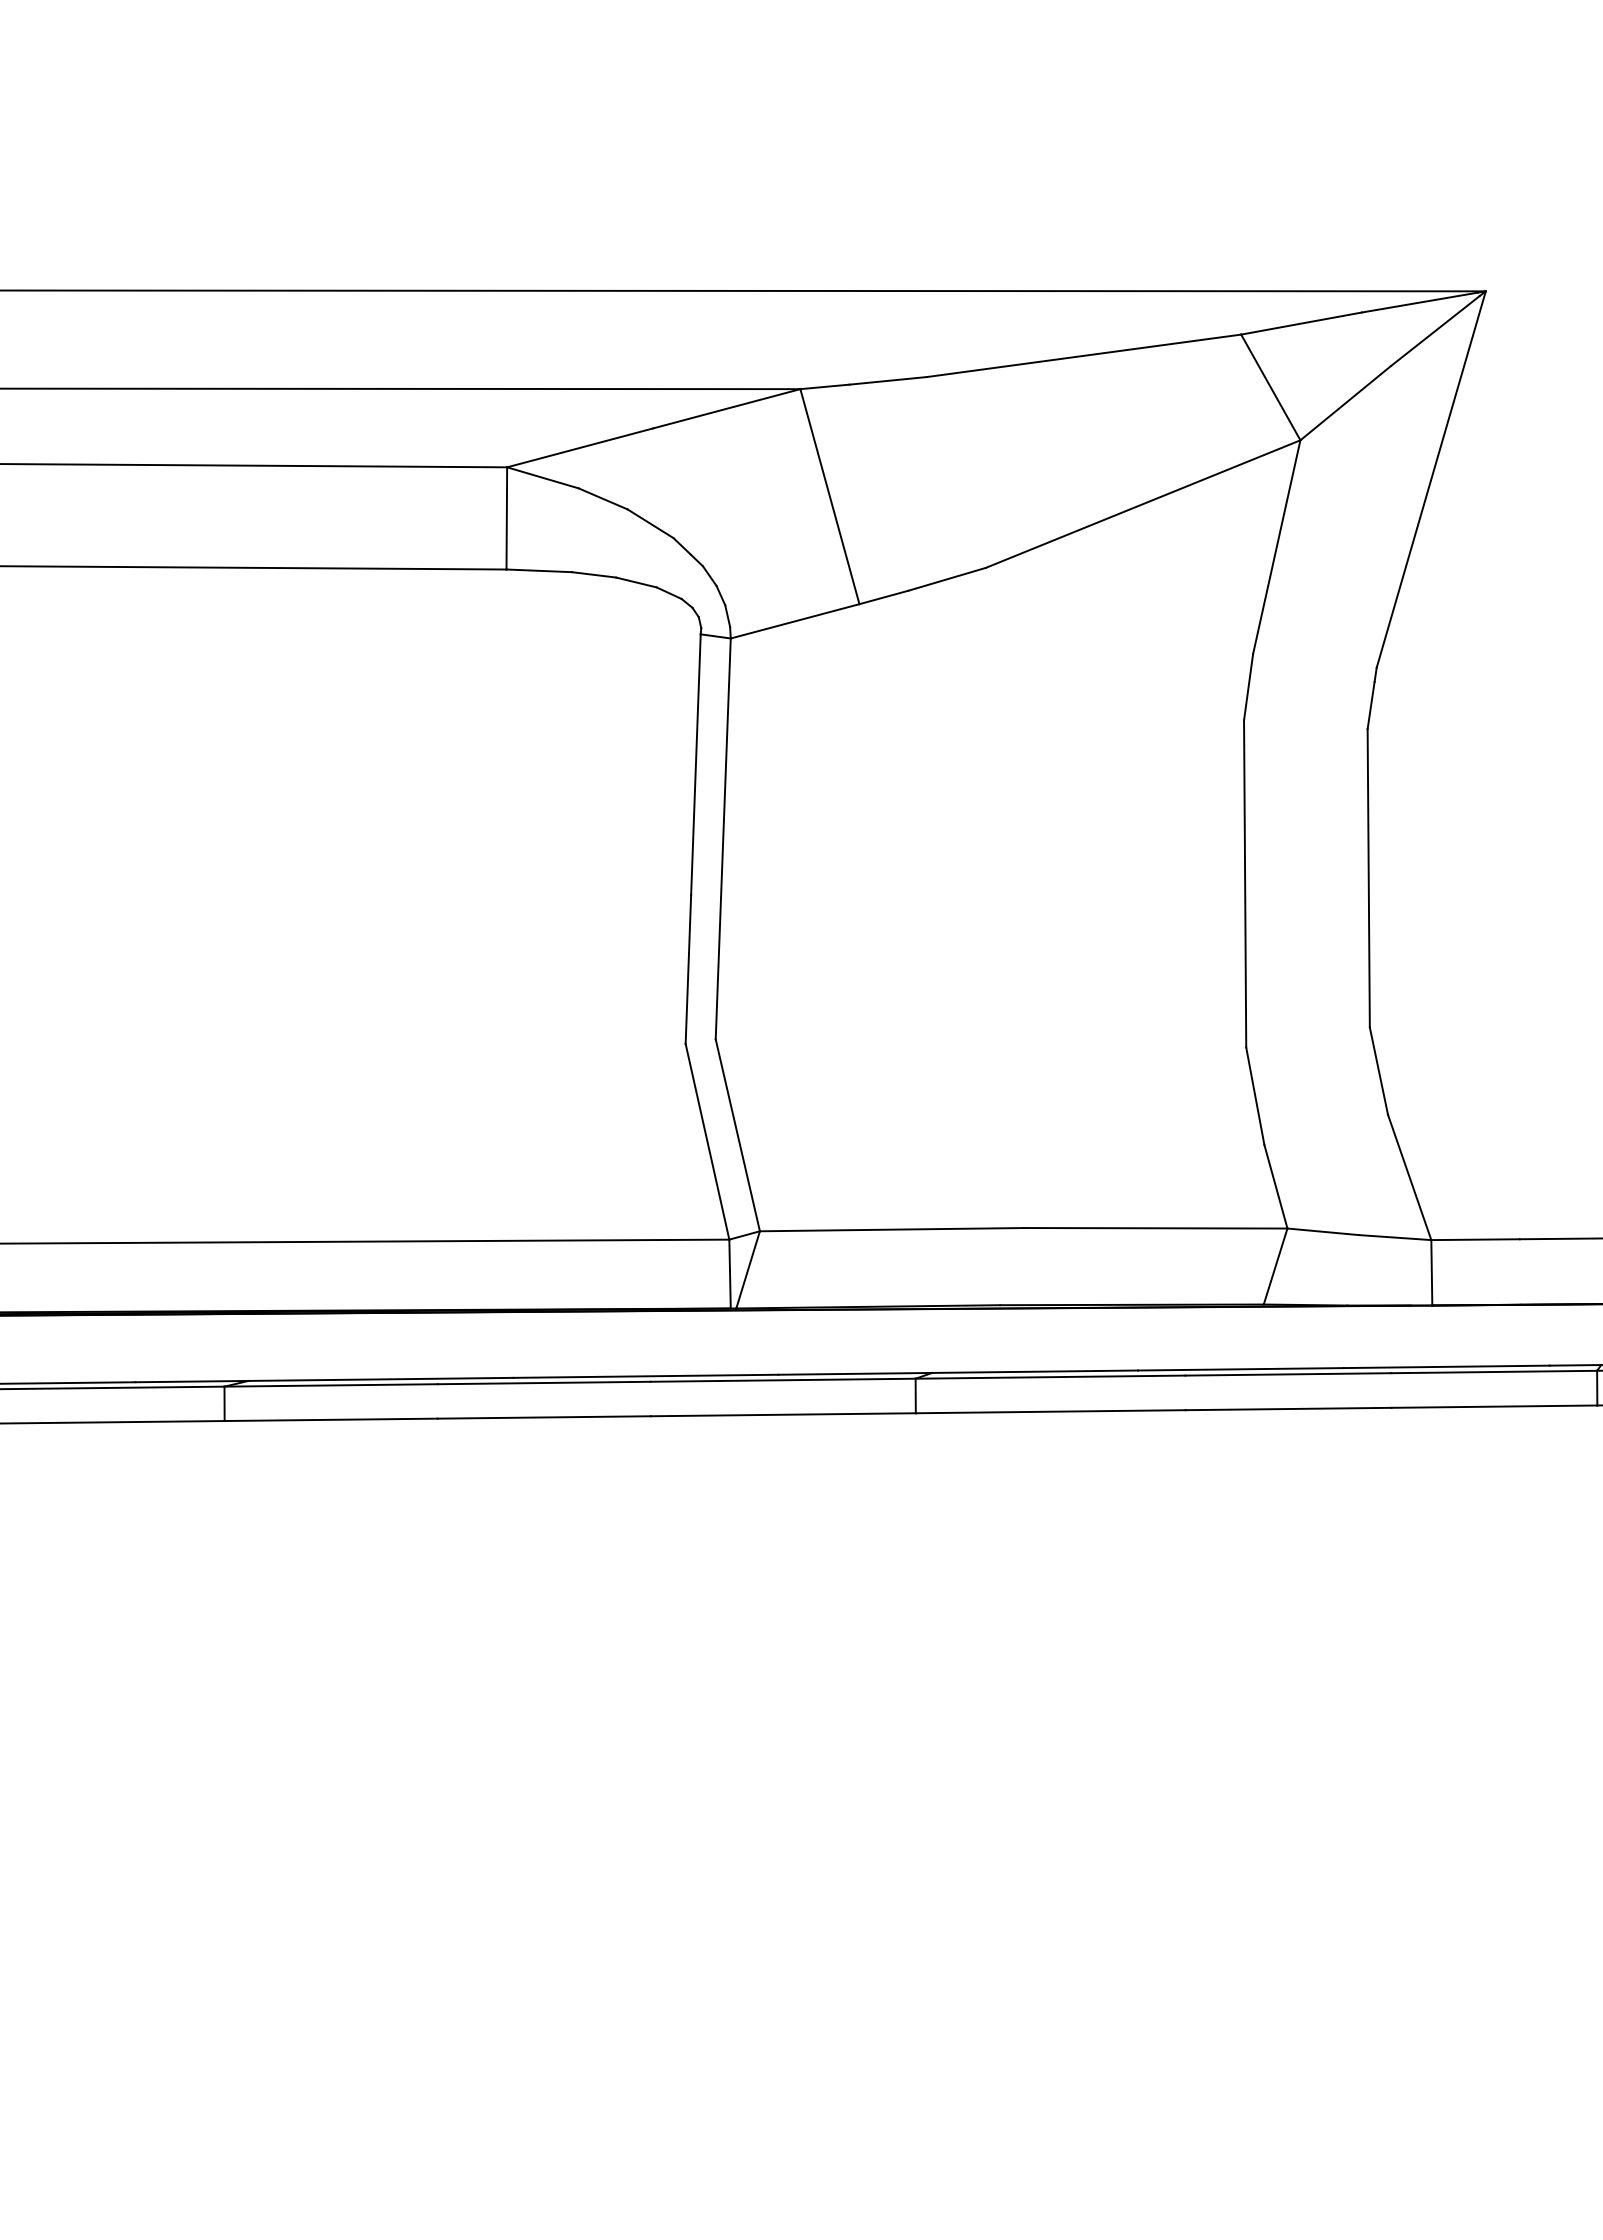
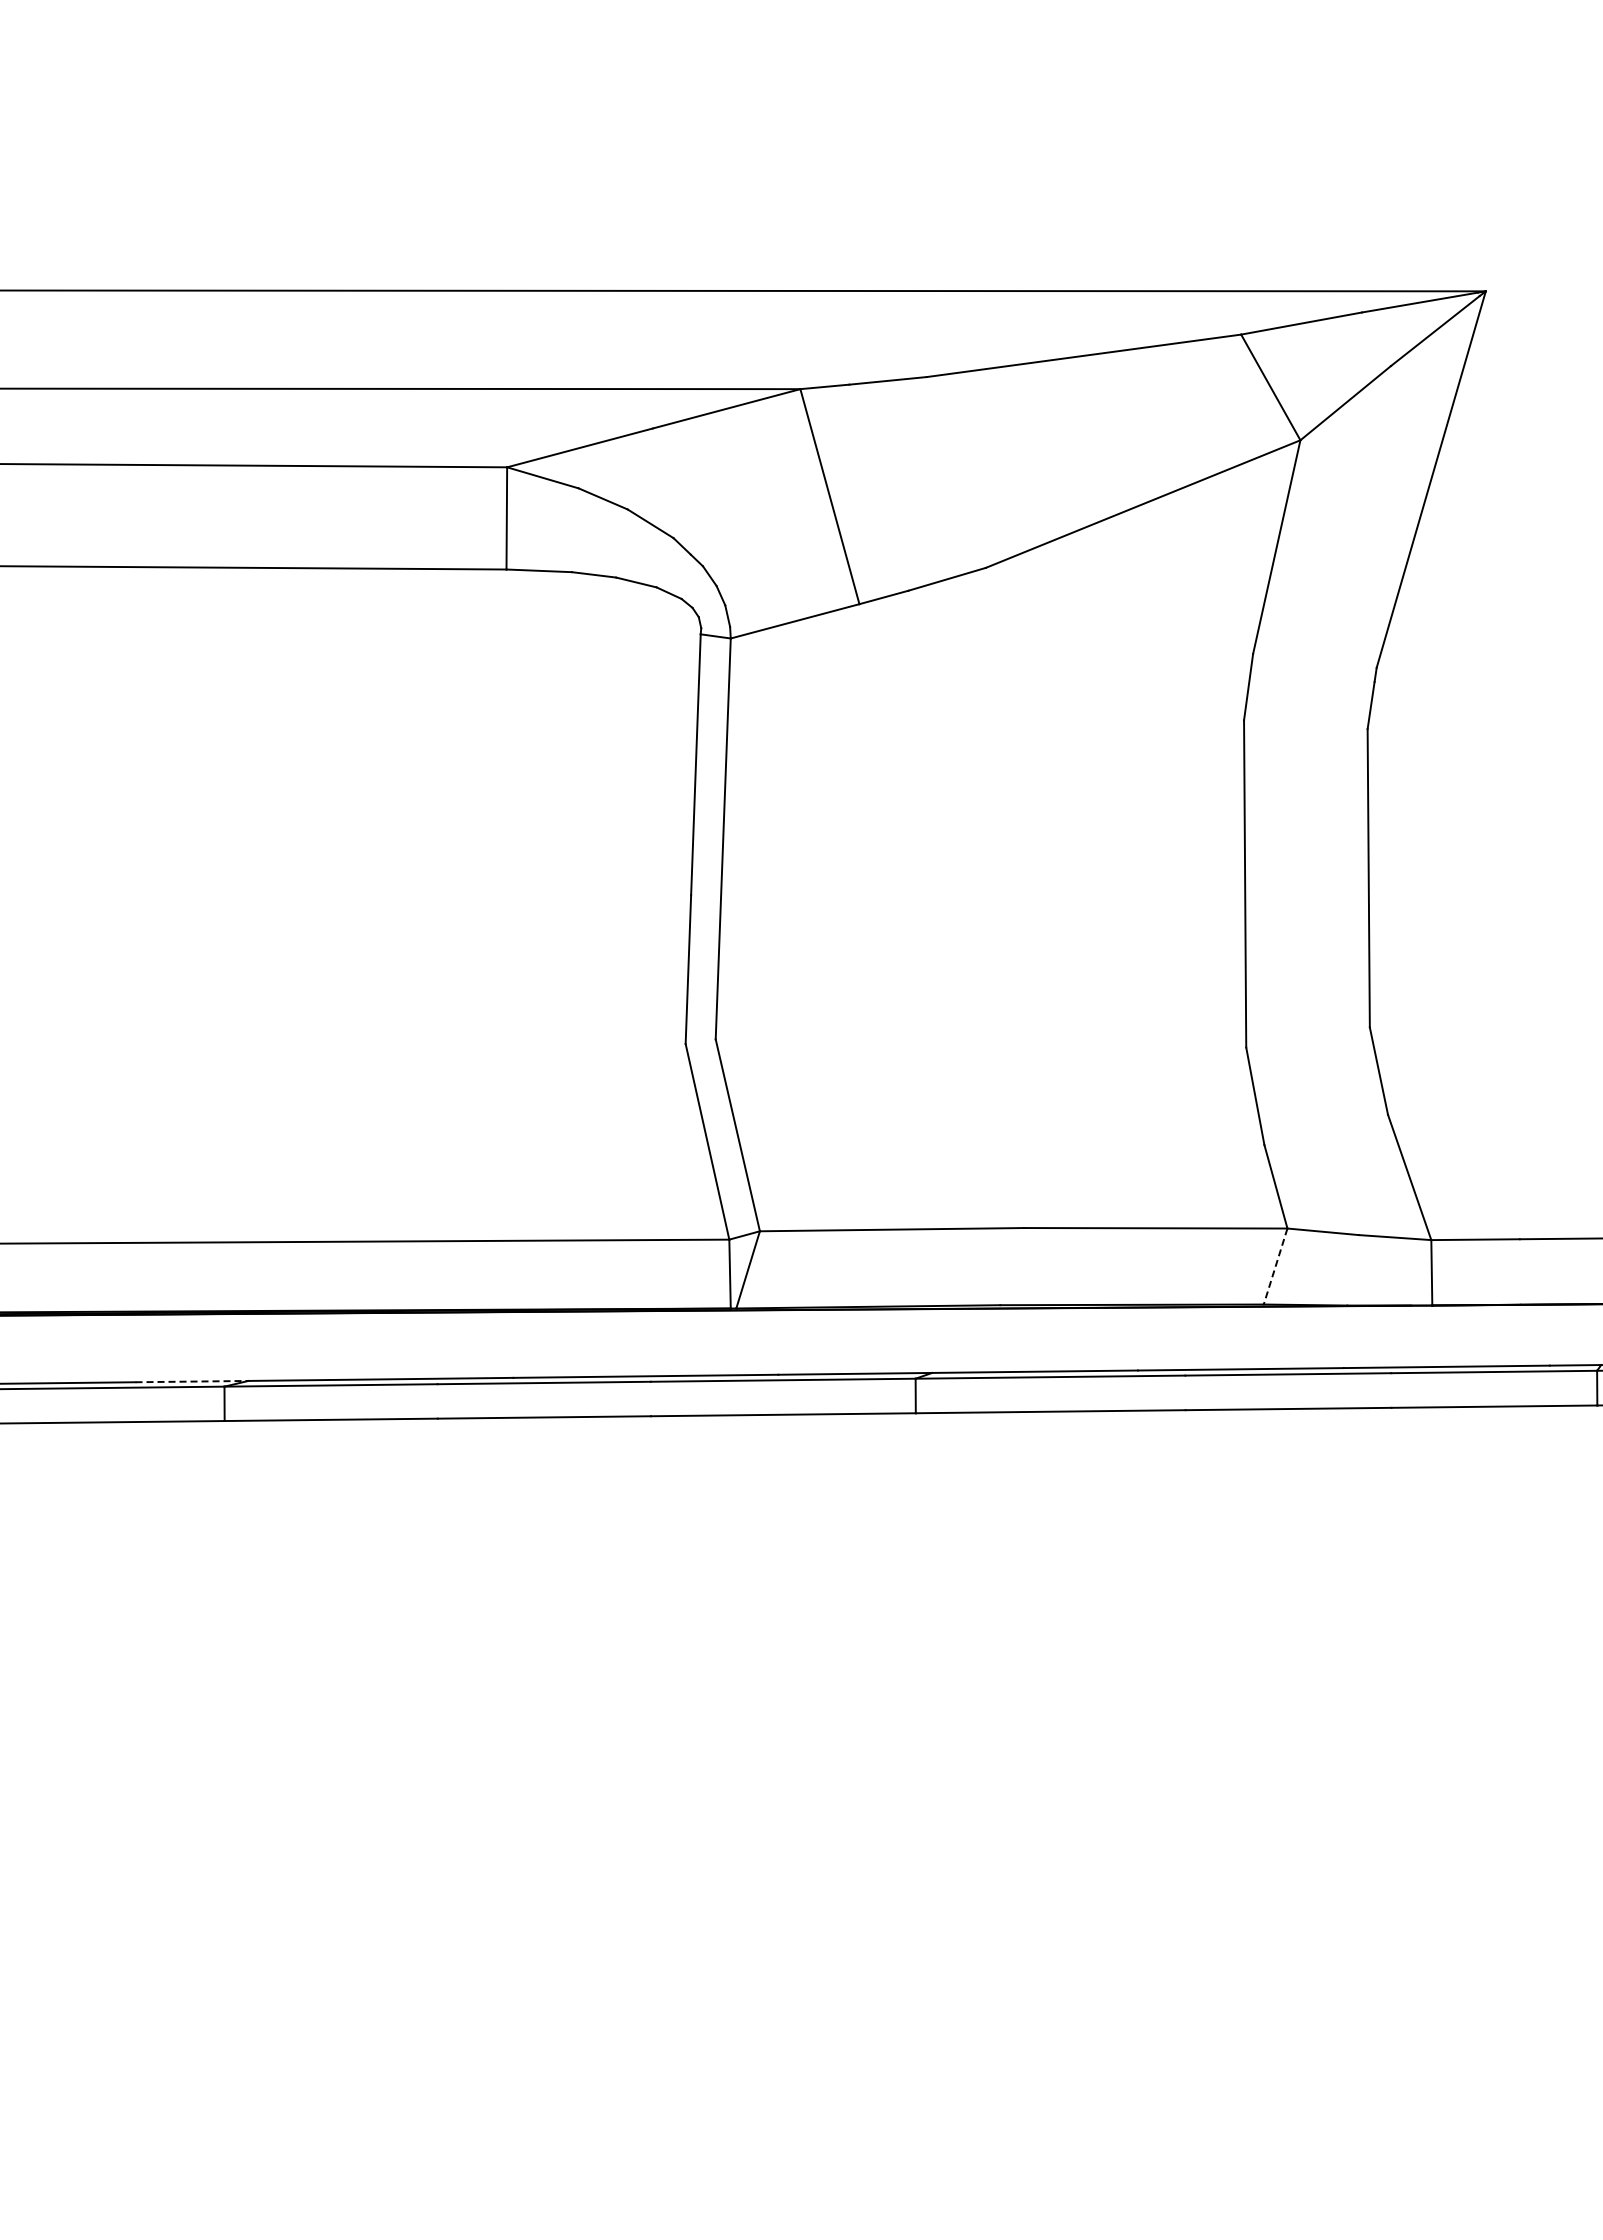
line: solid -> dashed (1275, 1266)
line: solid -> dashed (192, 1381)
